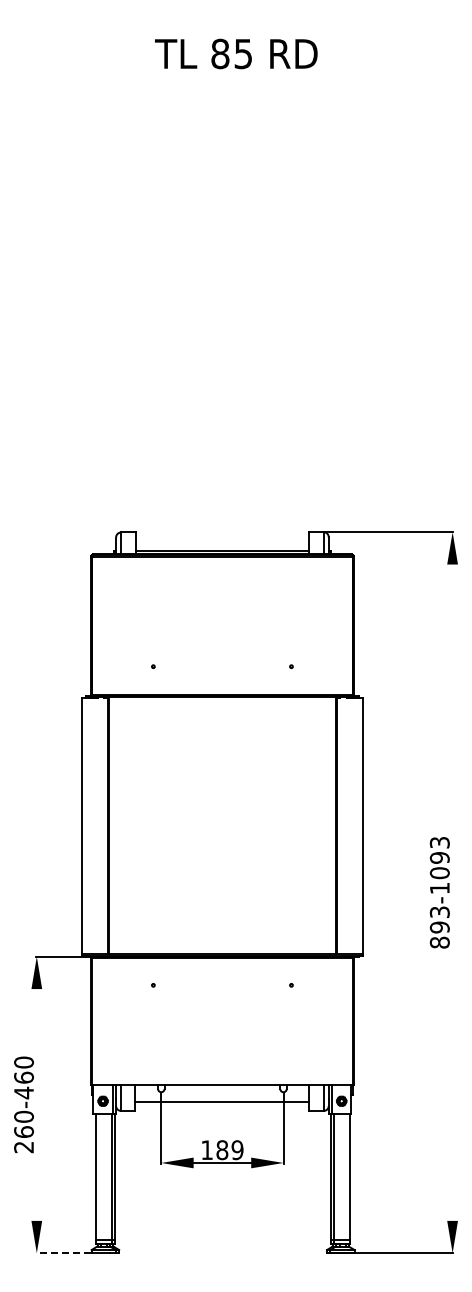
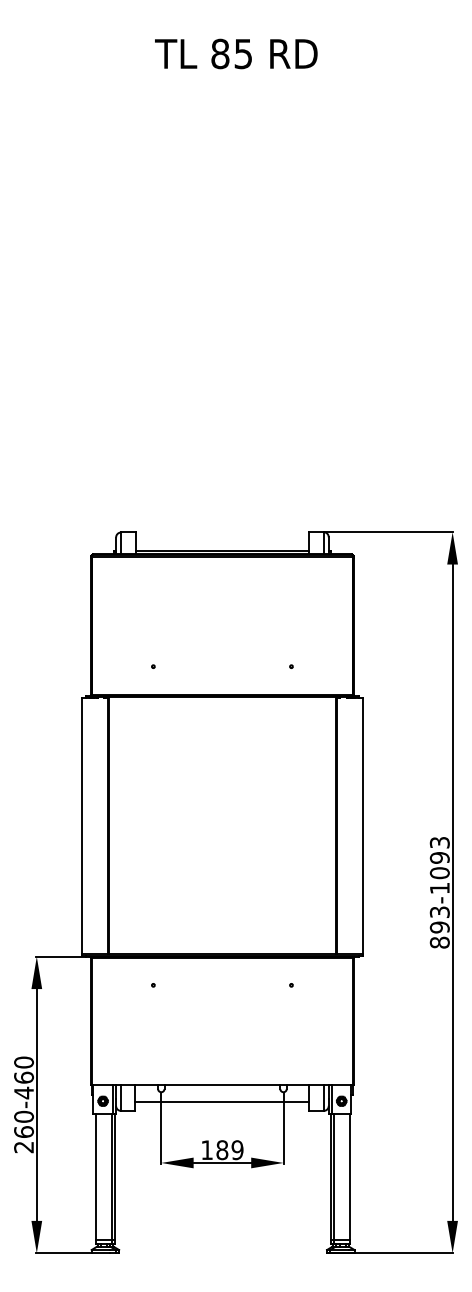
line: none -> present (452, 892)
line: none -> present (36, 1104)
line: dashed -> solid (63, 1253)
